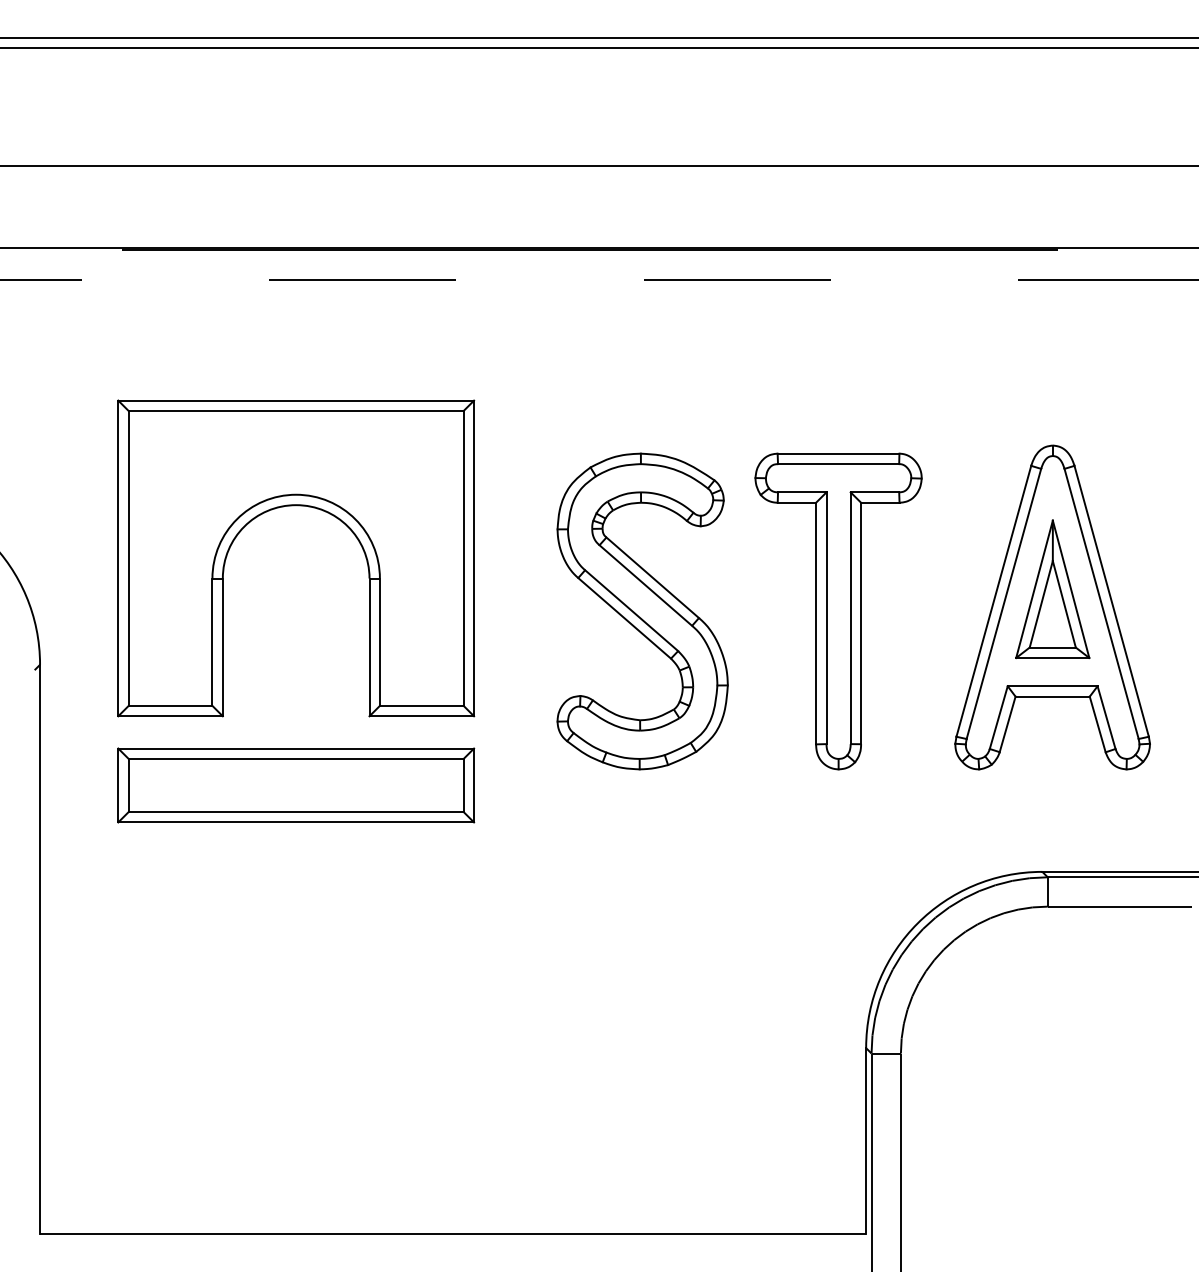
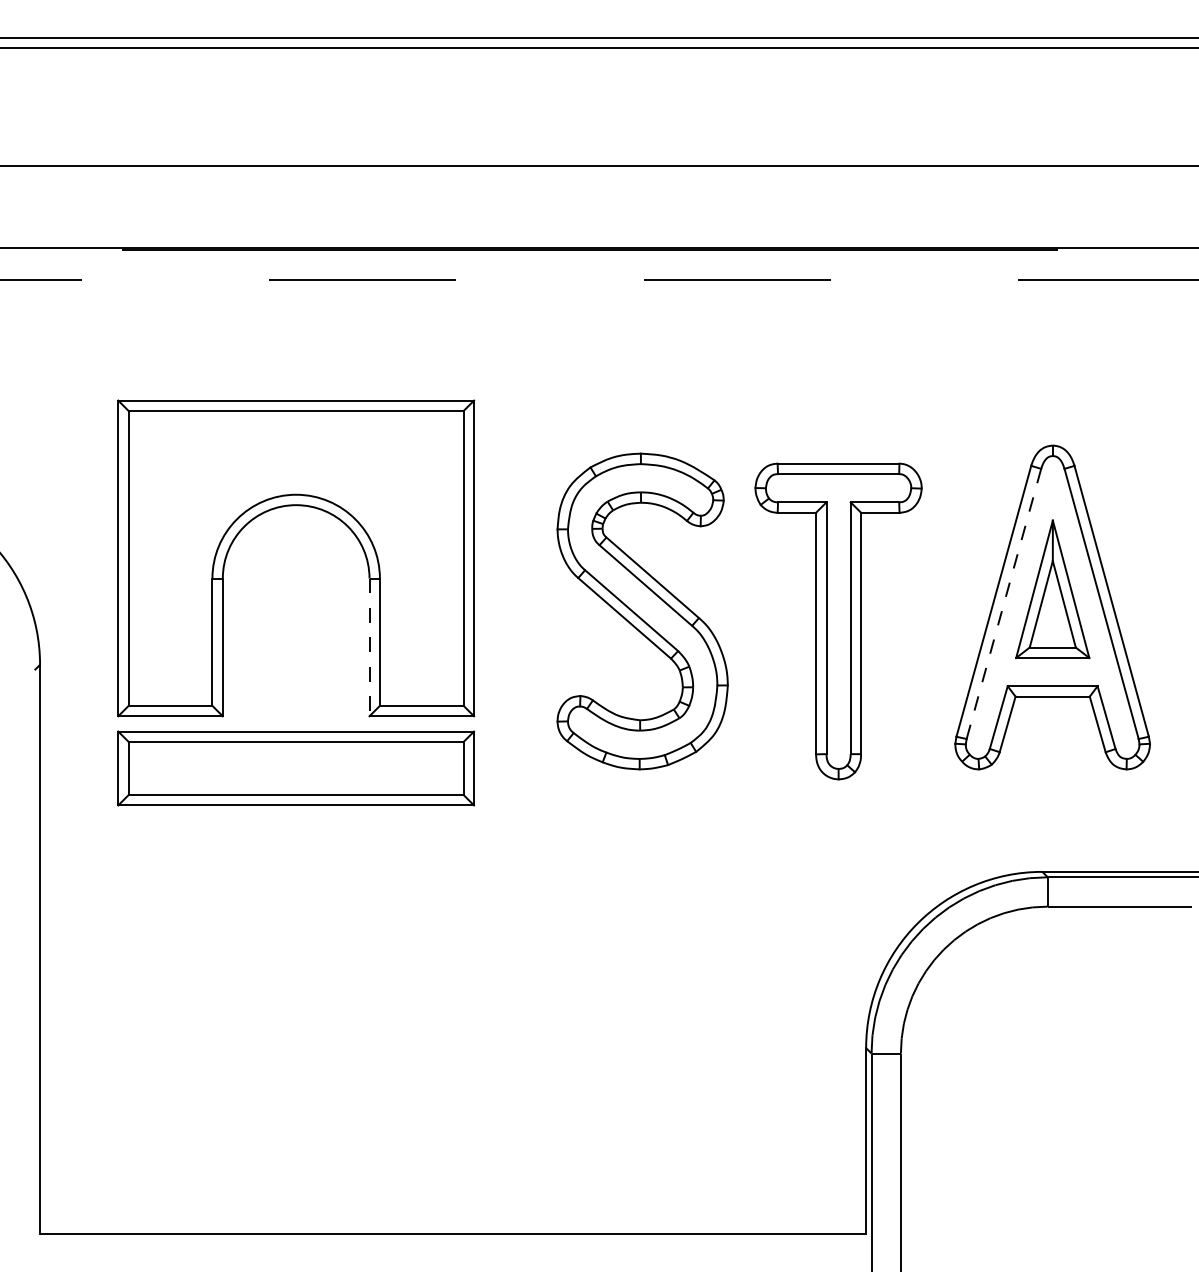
line: solid -> dashed (1004, 603)
part position: (838, 611) -> (838, 621) (838, 621)
line: solid -> dashed (369, 647)
part position: (296, 785) -> (296, 768) (296, 768)
